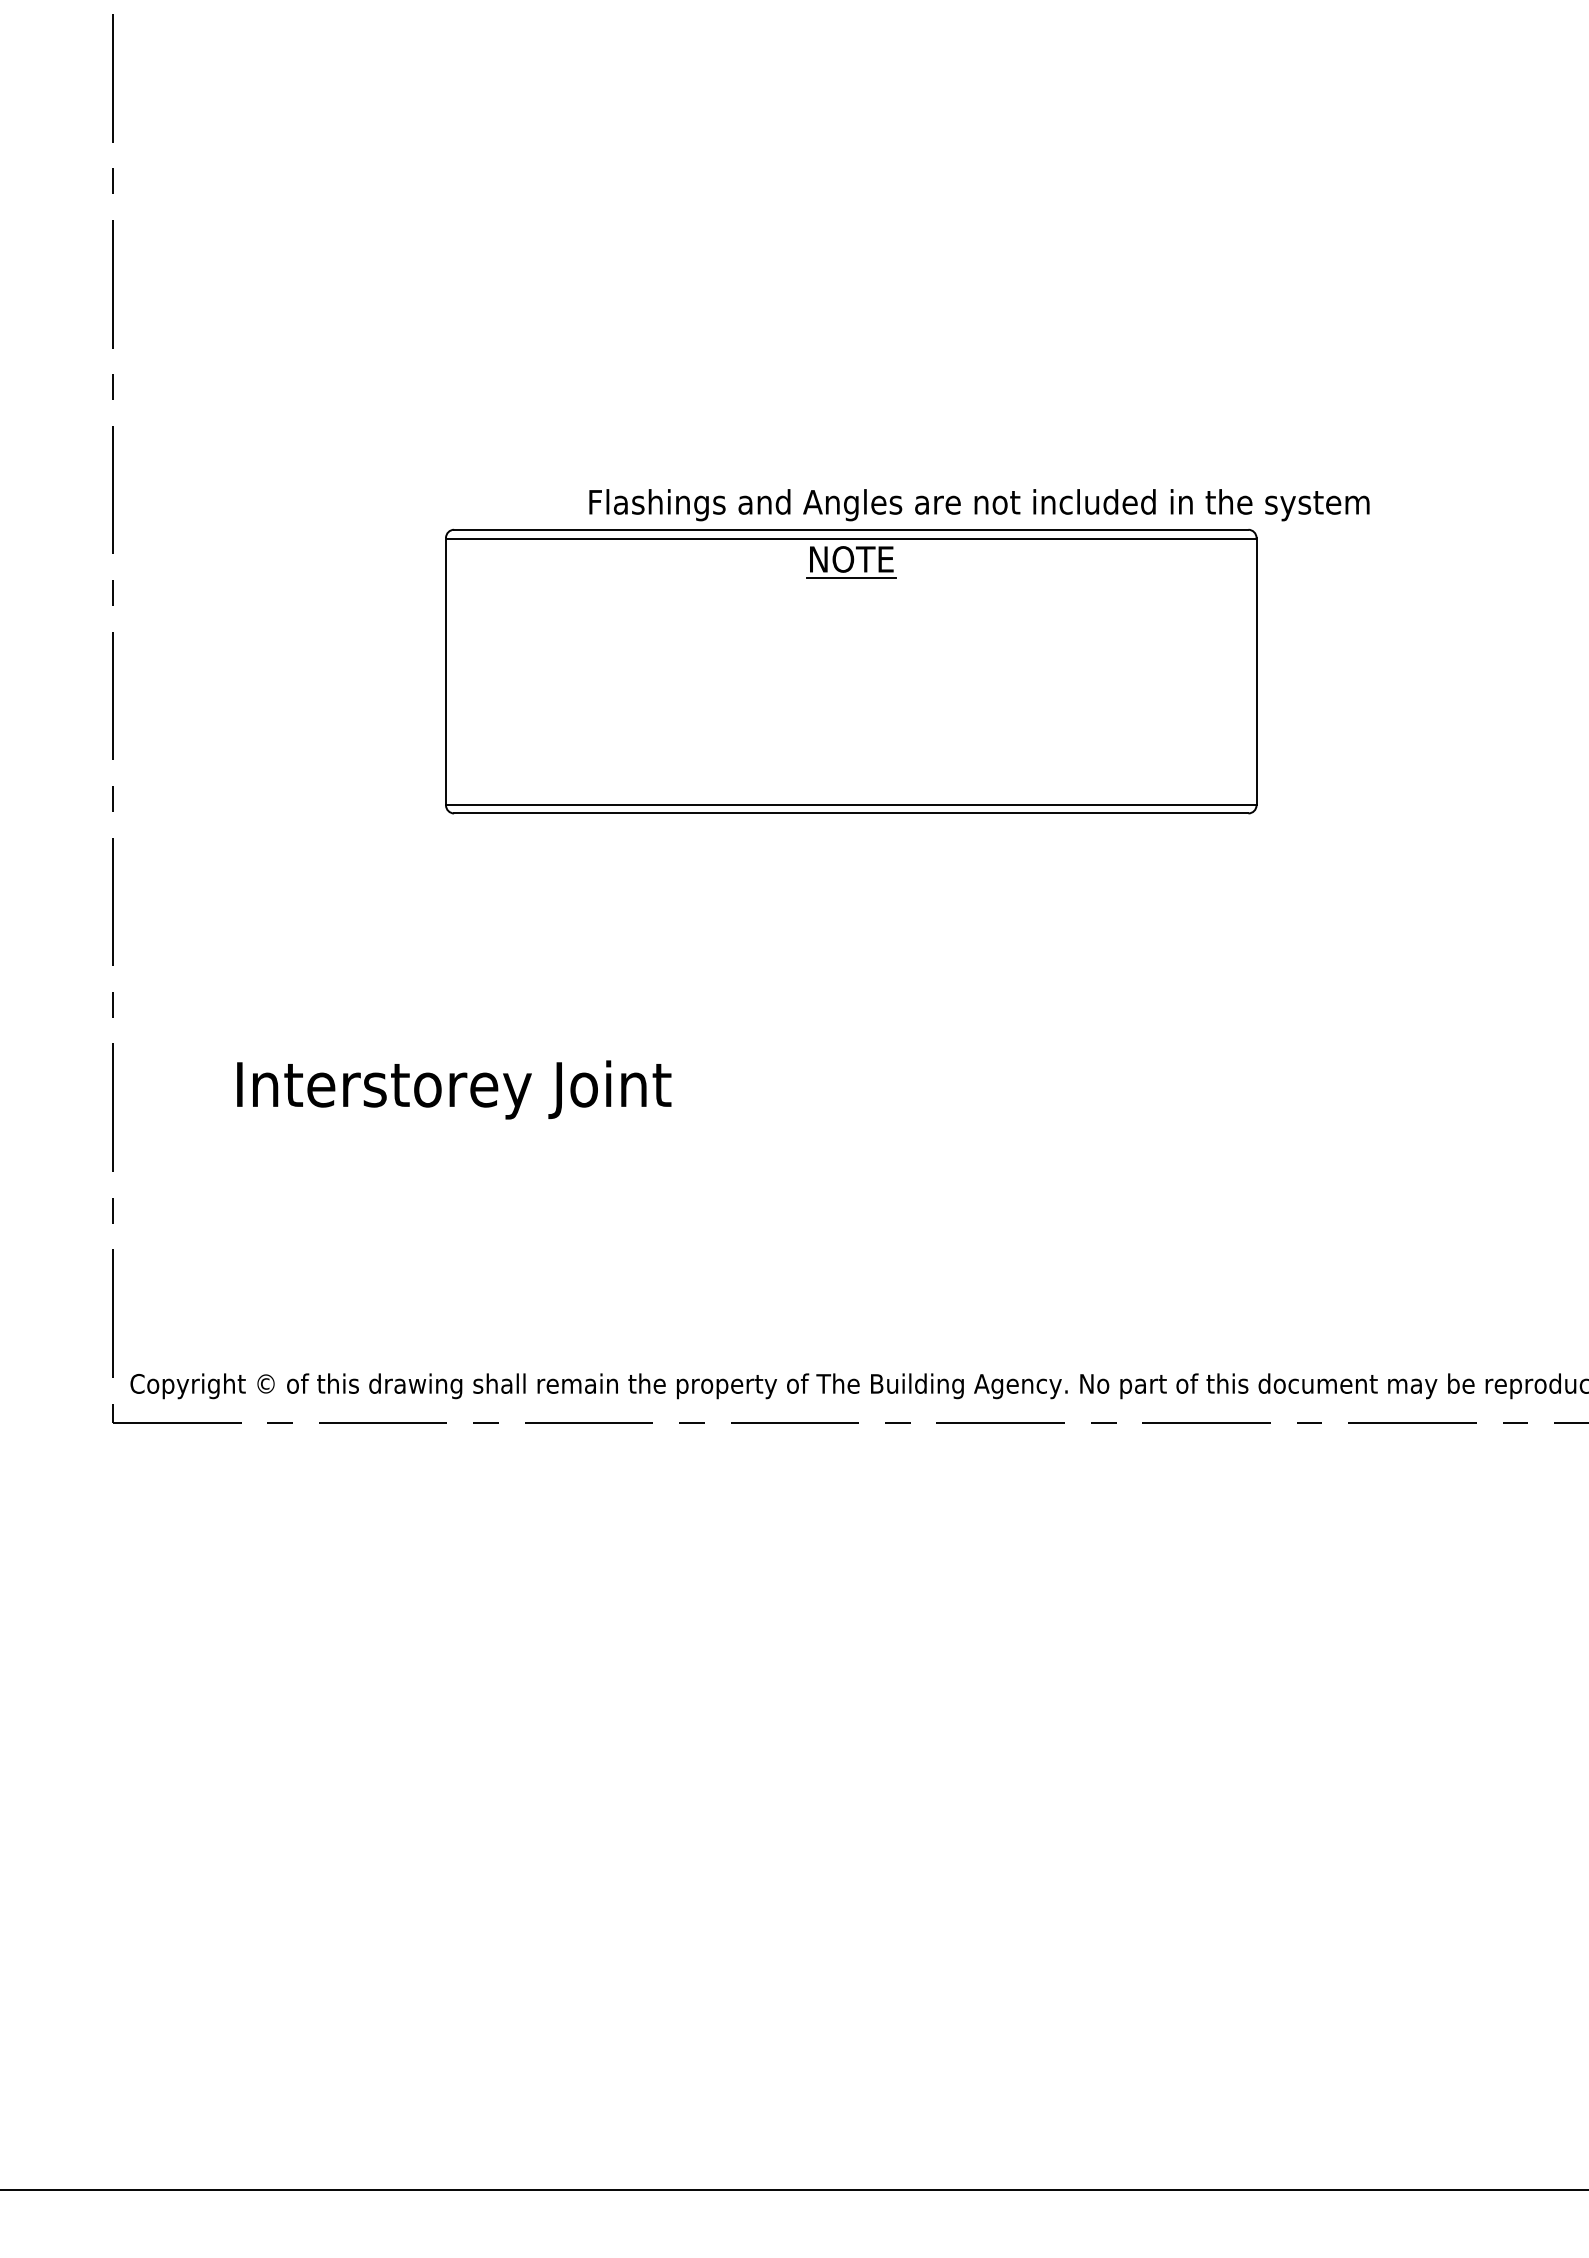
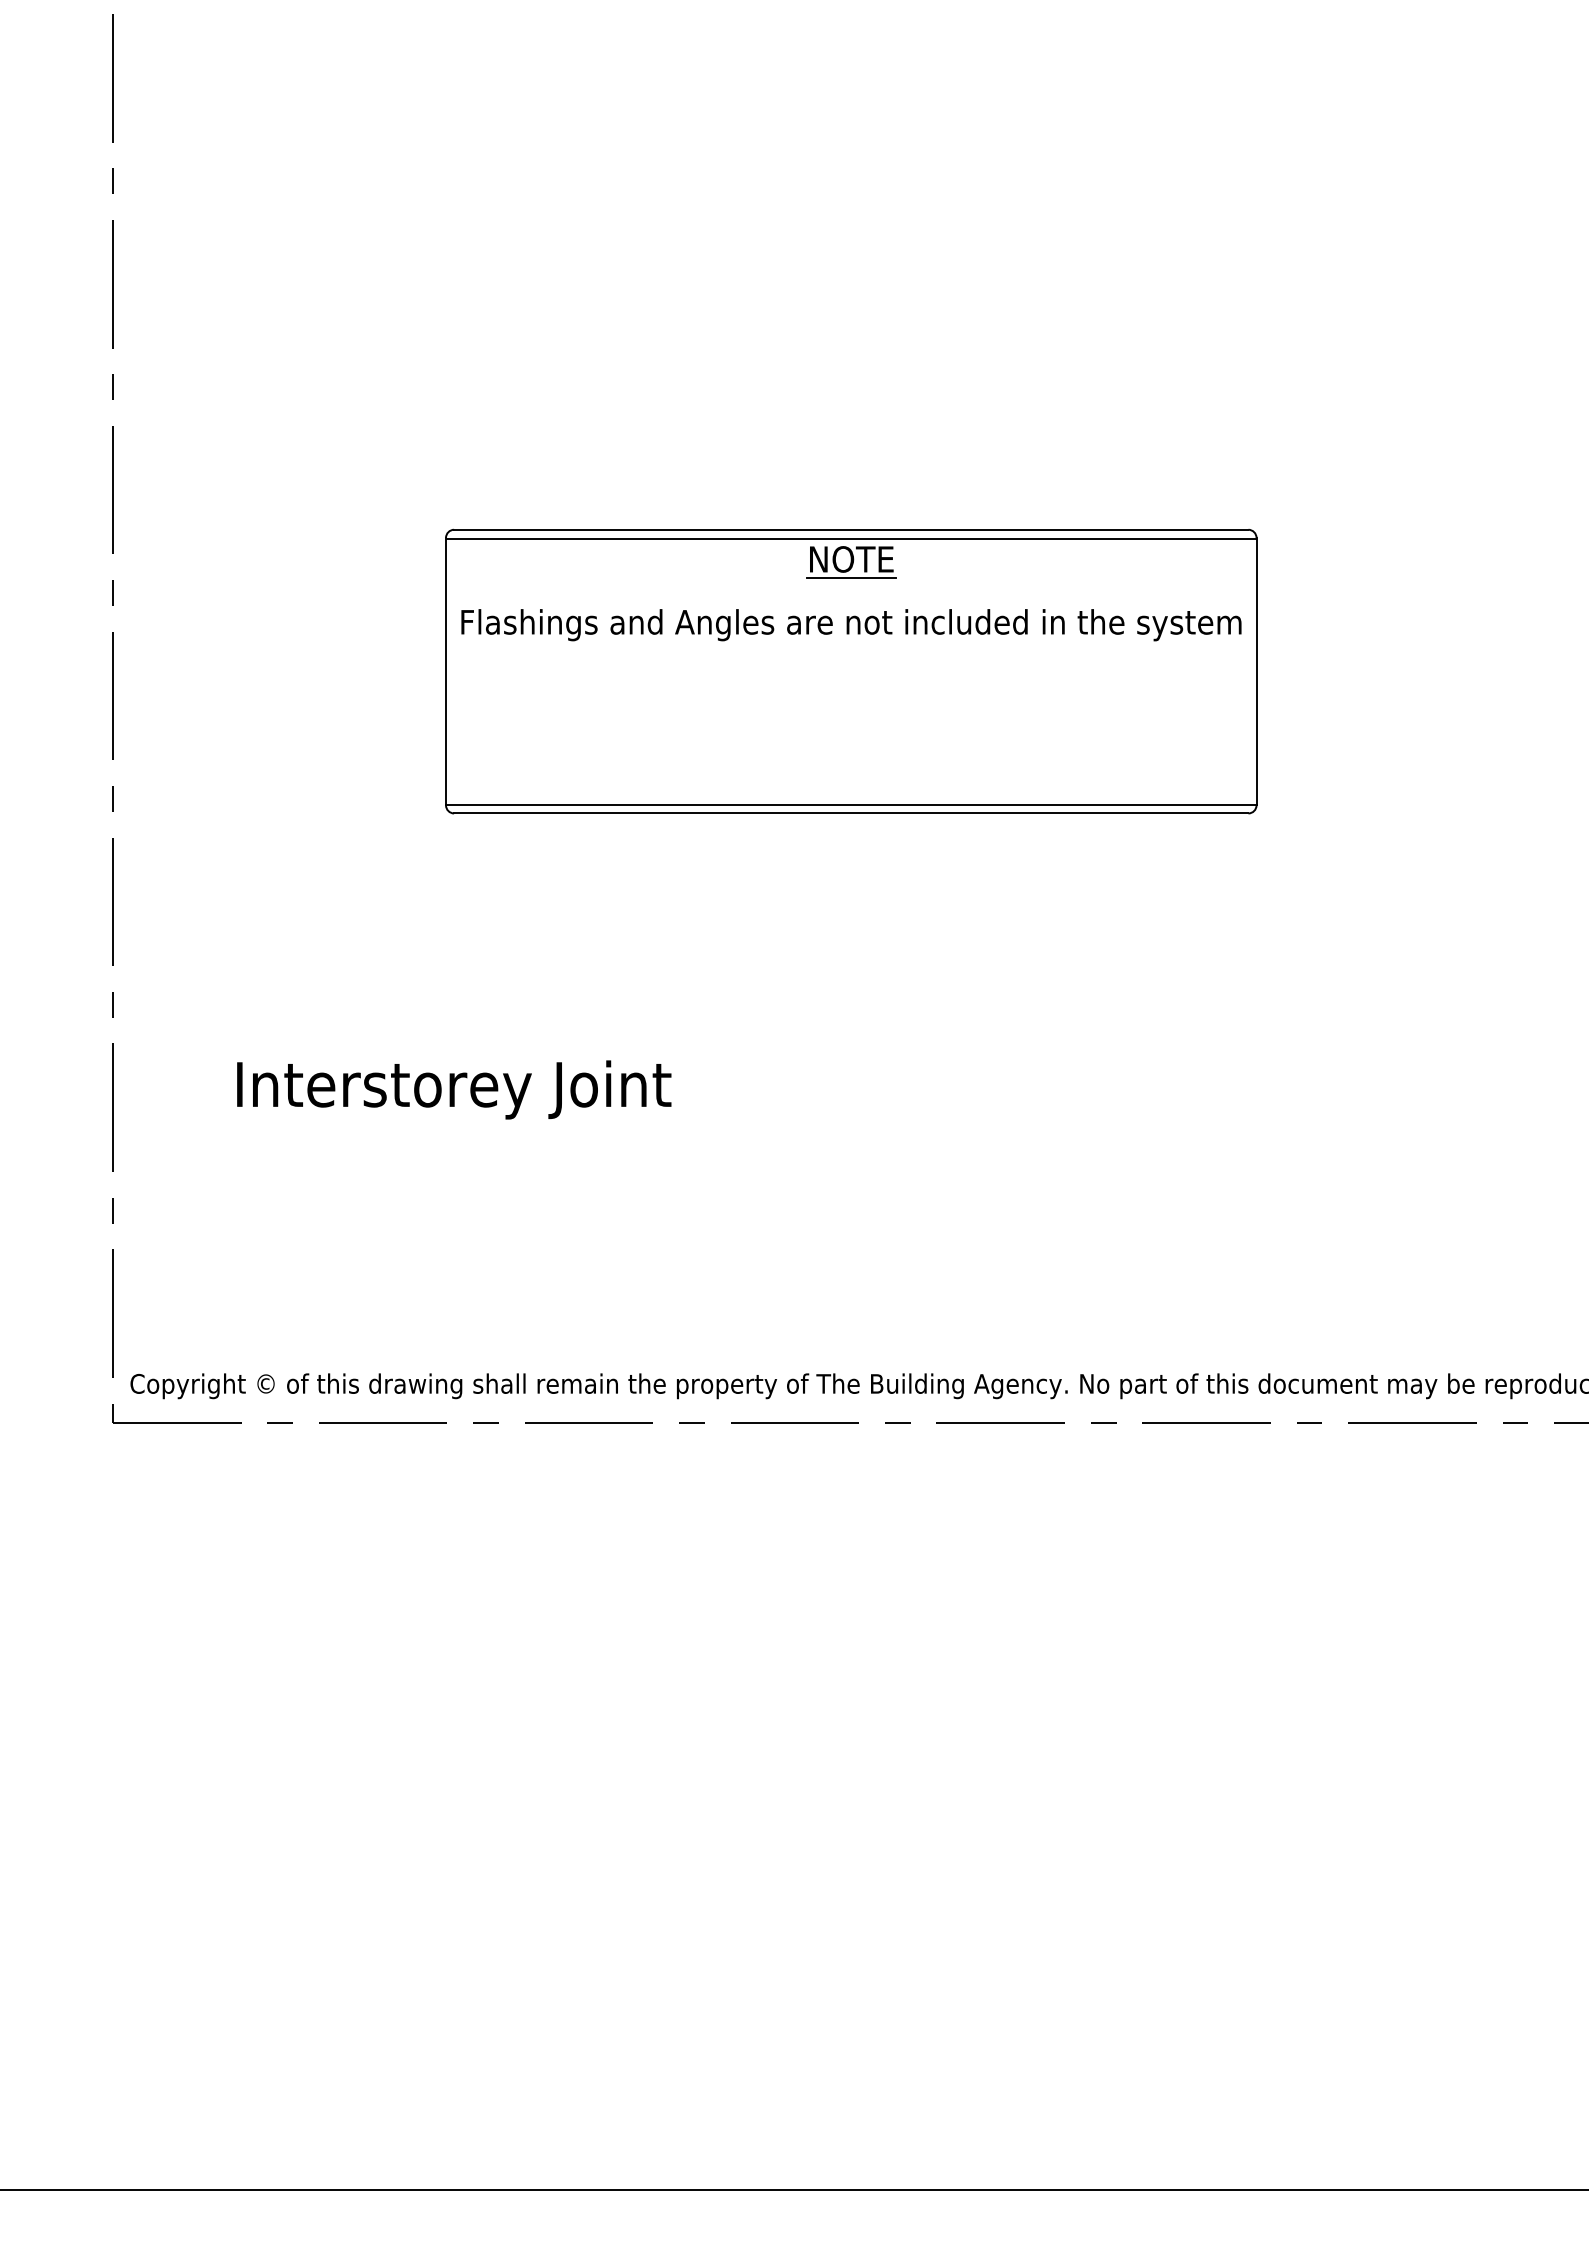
text position: (979, 505) -> (851, 625) (851, 625)
